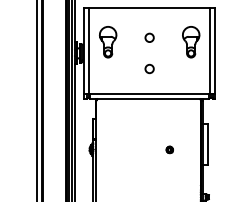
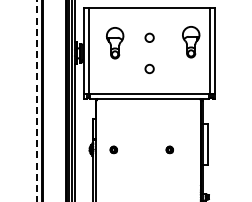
part position: (108, 42) -> (115, 43) (115, 43)
line: solid -> dashed (36, 101)
part: none -> present (113, 149)
